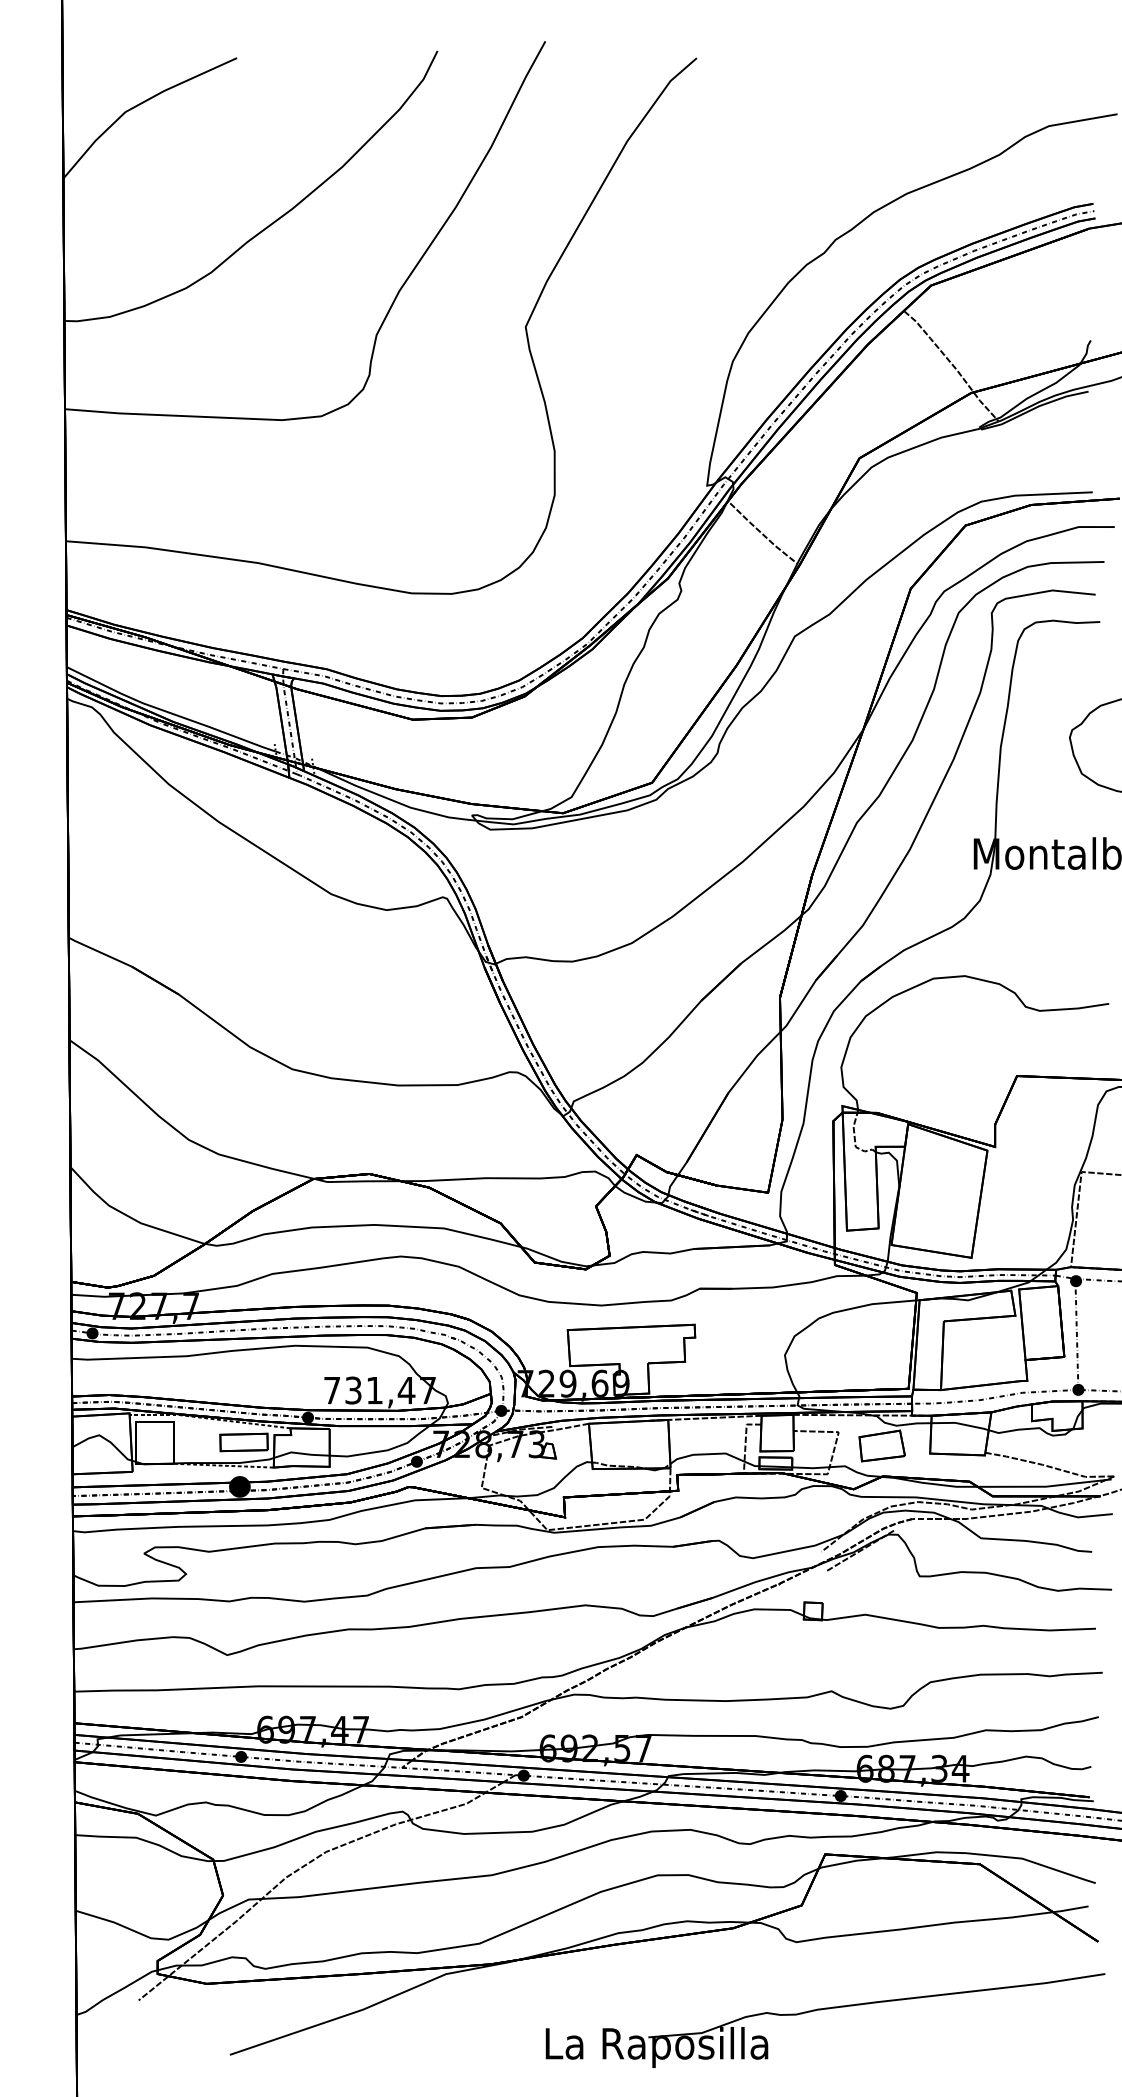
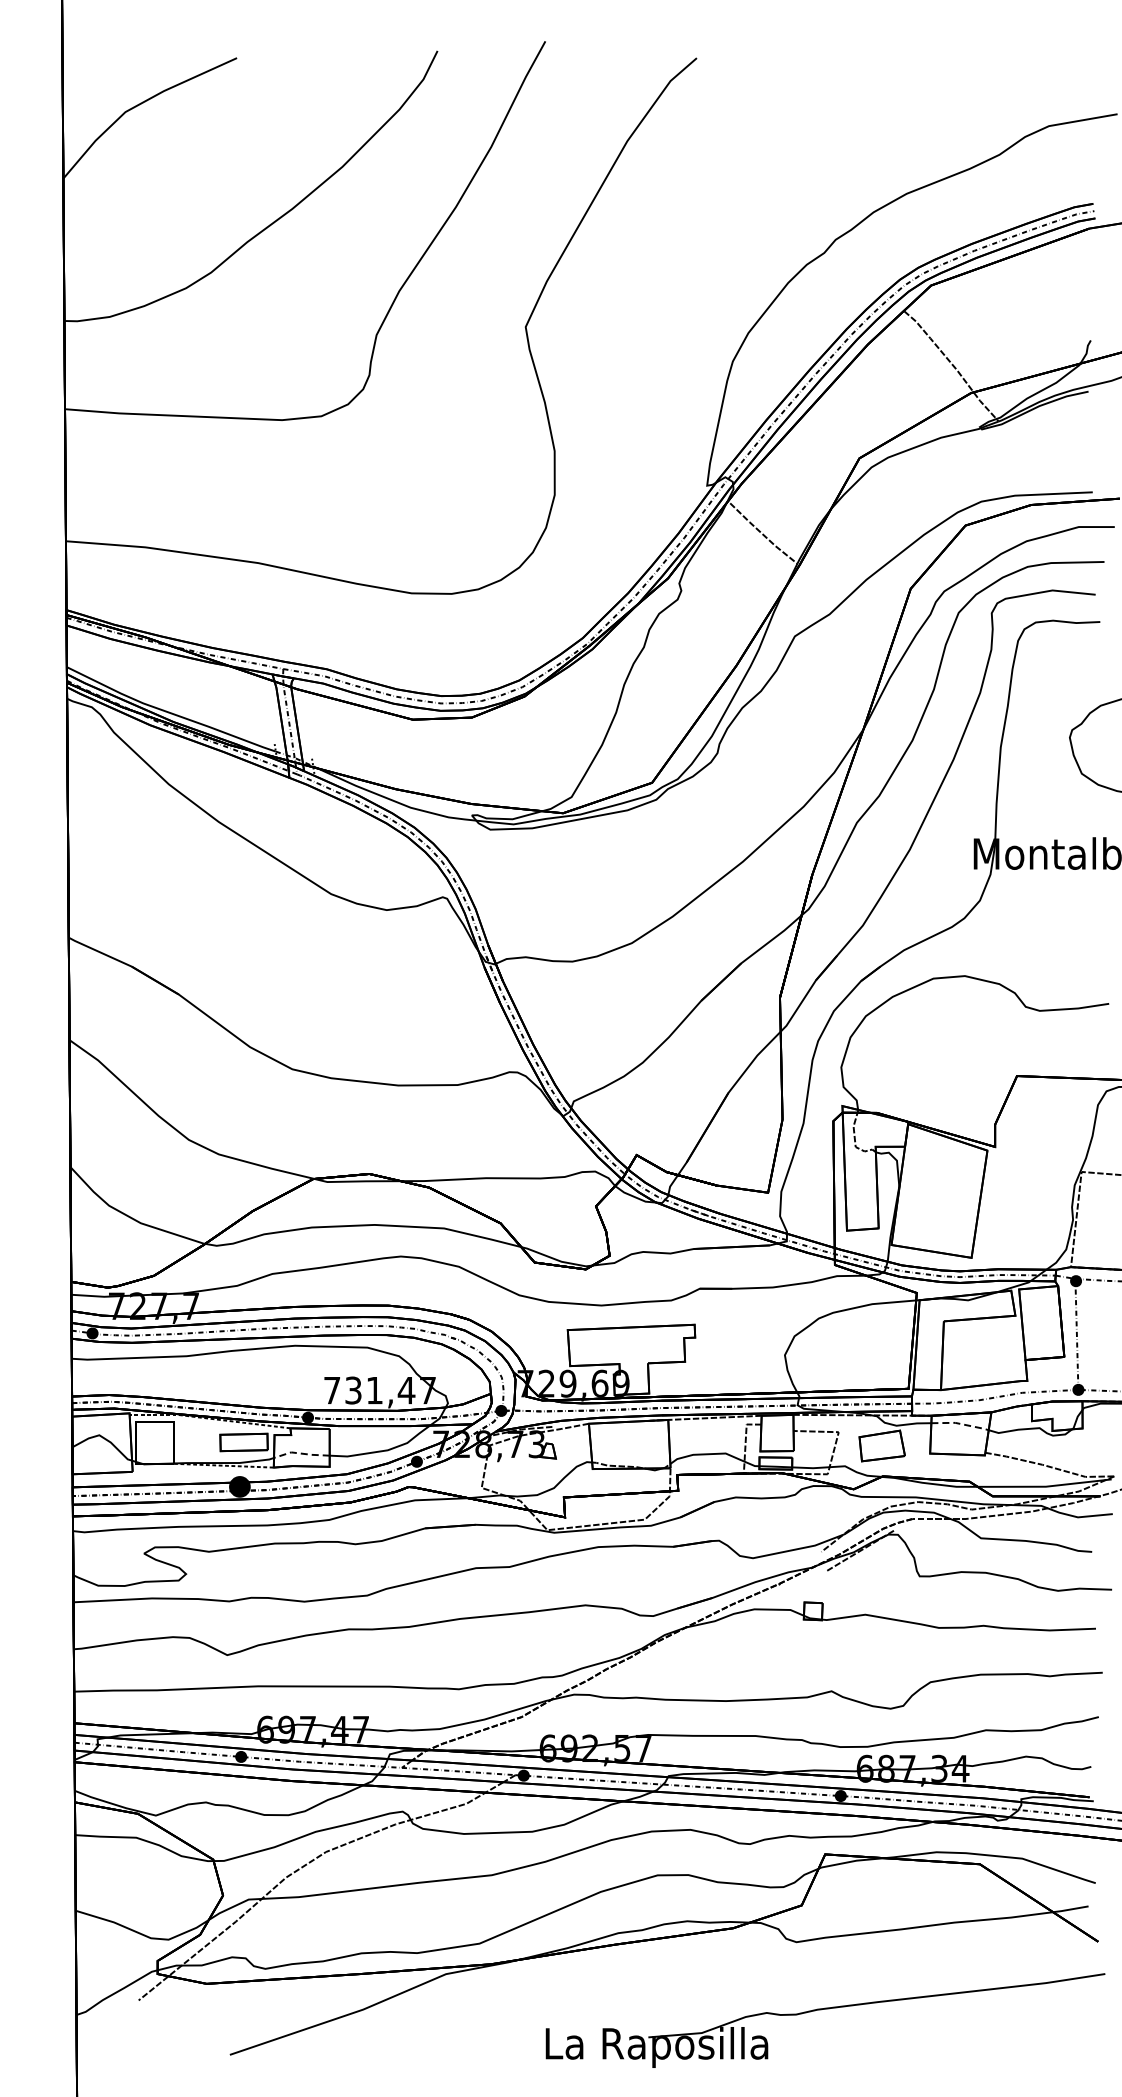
line: solid -> dashed (960, 1424)
line: solid -> dashed (300, 1453)
